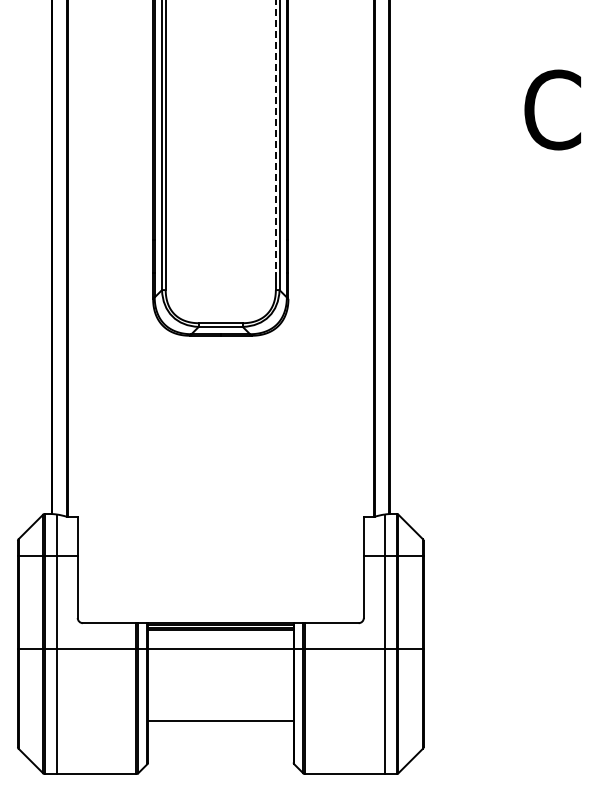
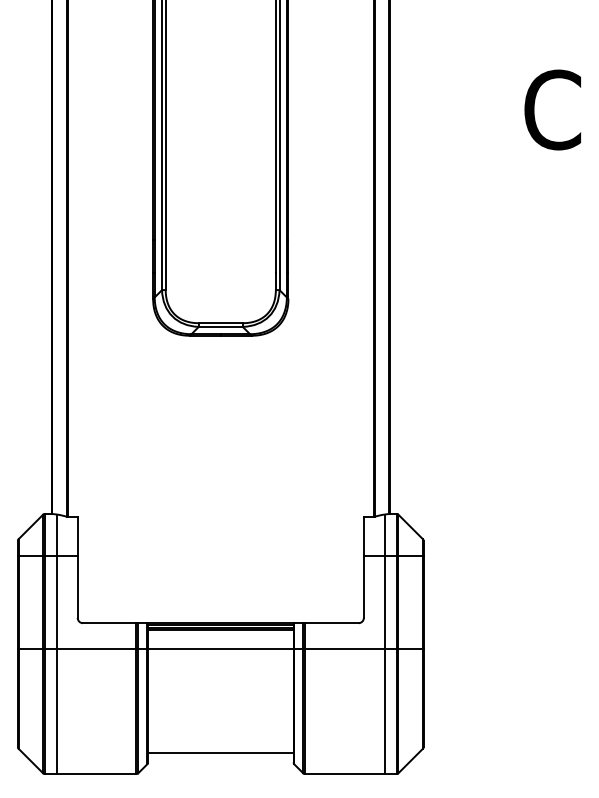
line: dashed -> solid (275, 137)
line position: (220, 721) -> (220, 753) (220, 753)
